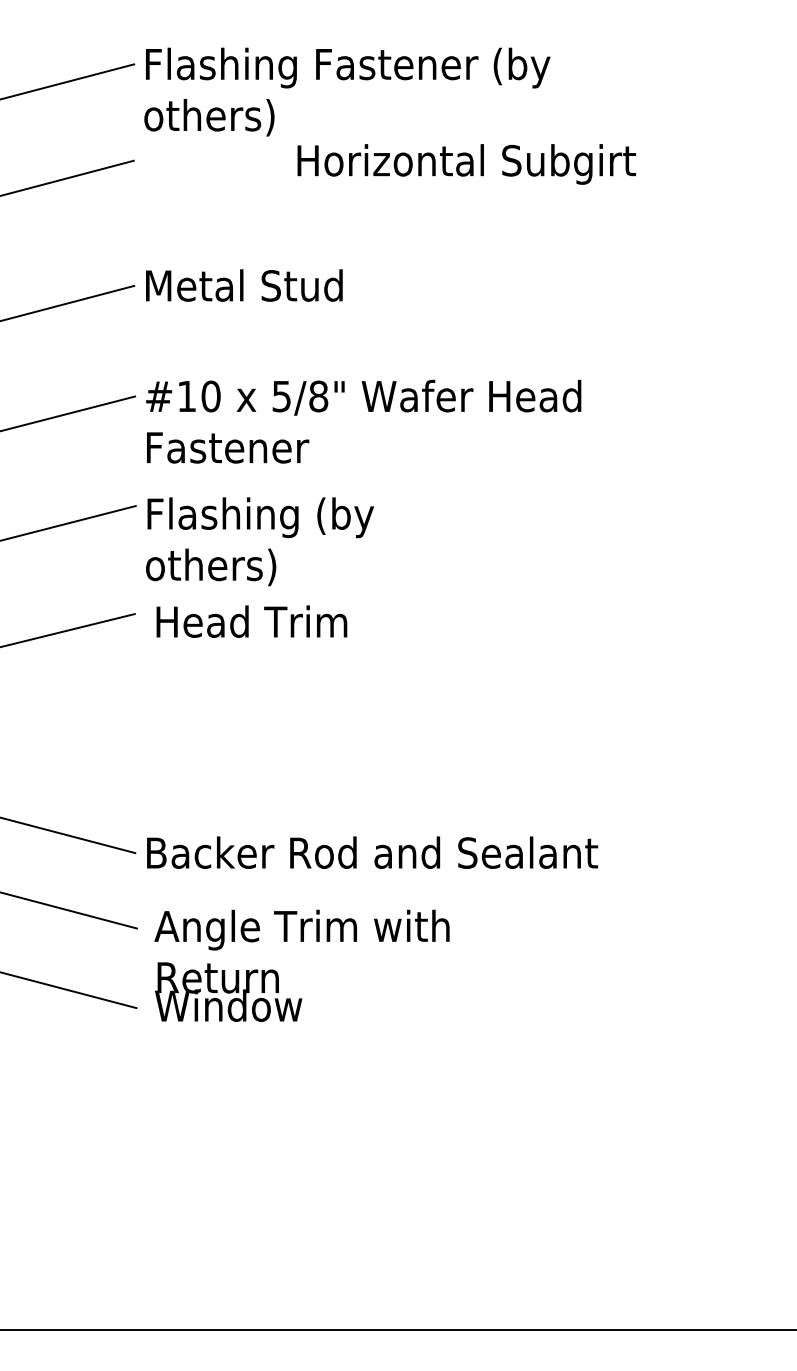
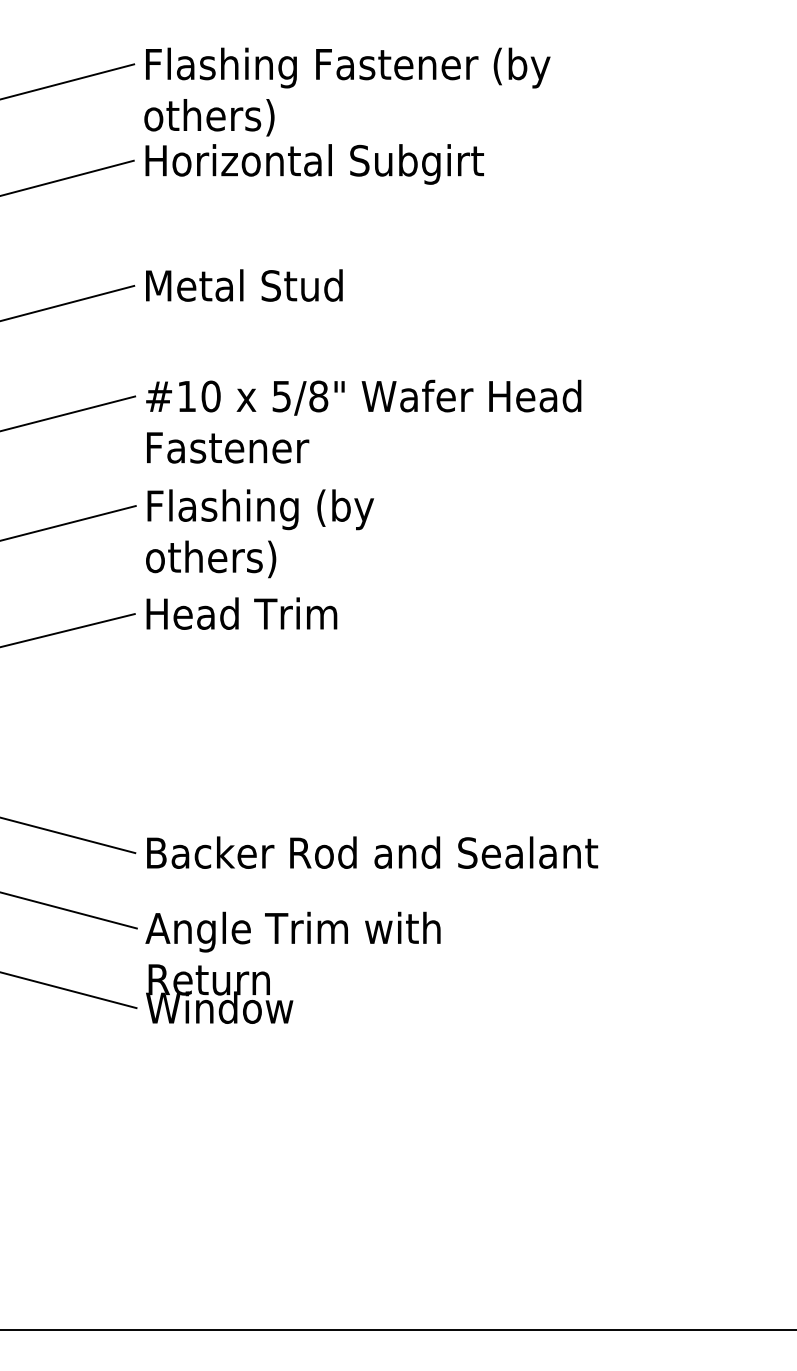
text position: (466, 164) -> (314, 164) (314, 164)
text position: (259, 541) -> (259, 533) (259, 533)
text position: (251, 621) -> (241, 613) (241, 613)
text position: (301, 965) -> (292, 967) (292, 967)
